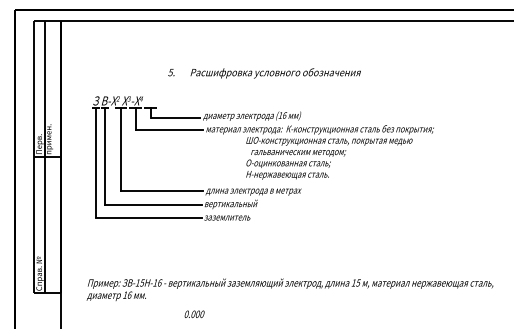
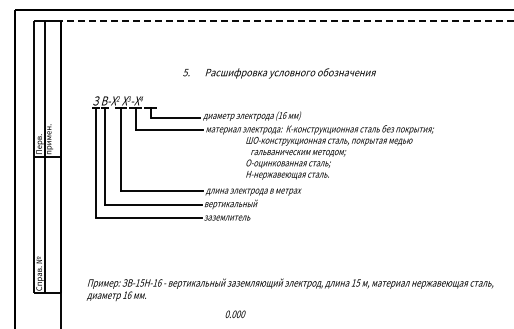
line: solid -> dashed (286, 21)
text position: (264, 73) -> (279, 73) (279, 73)
text position: (194, 313) -> (235, 313) (235, 313)
